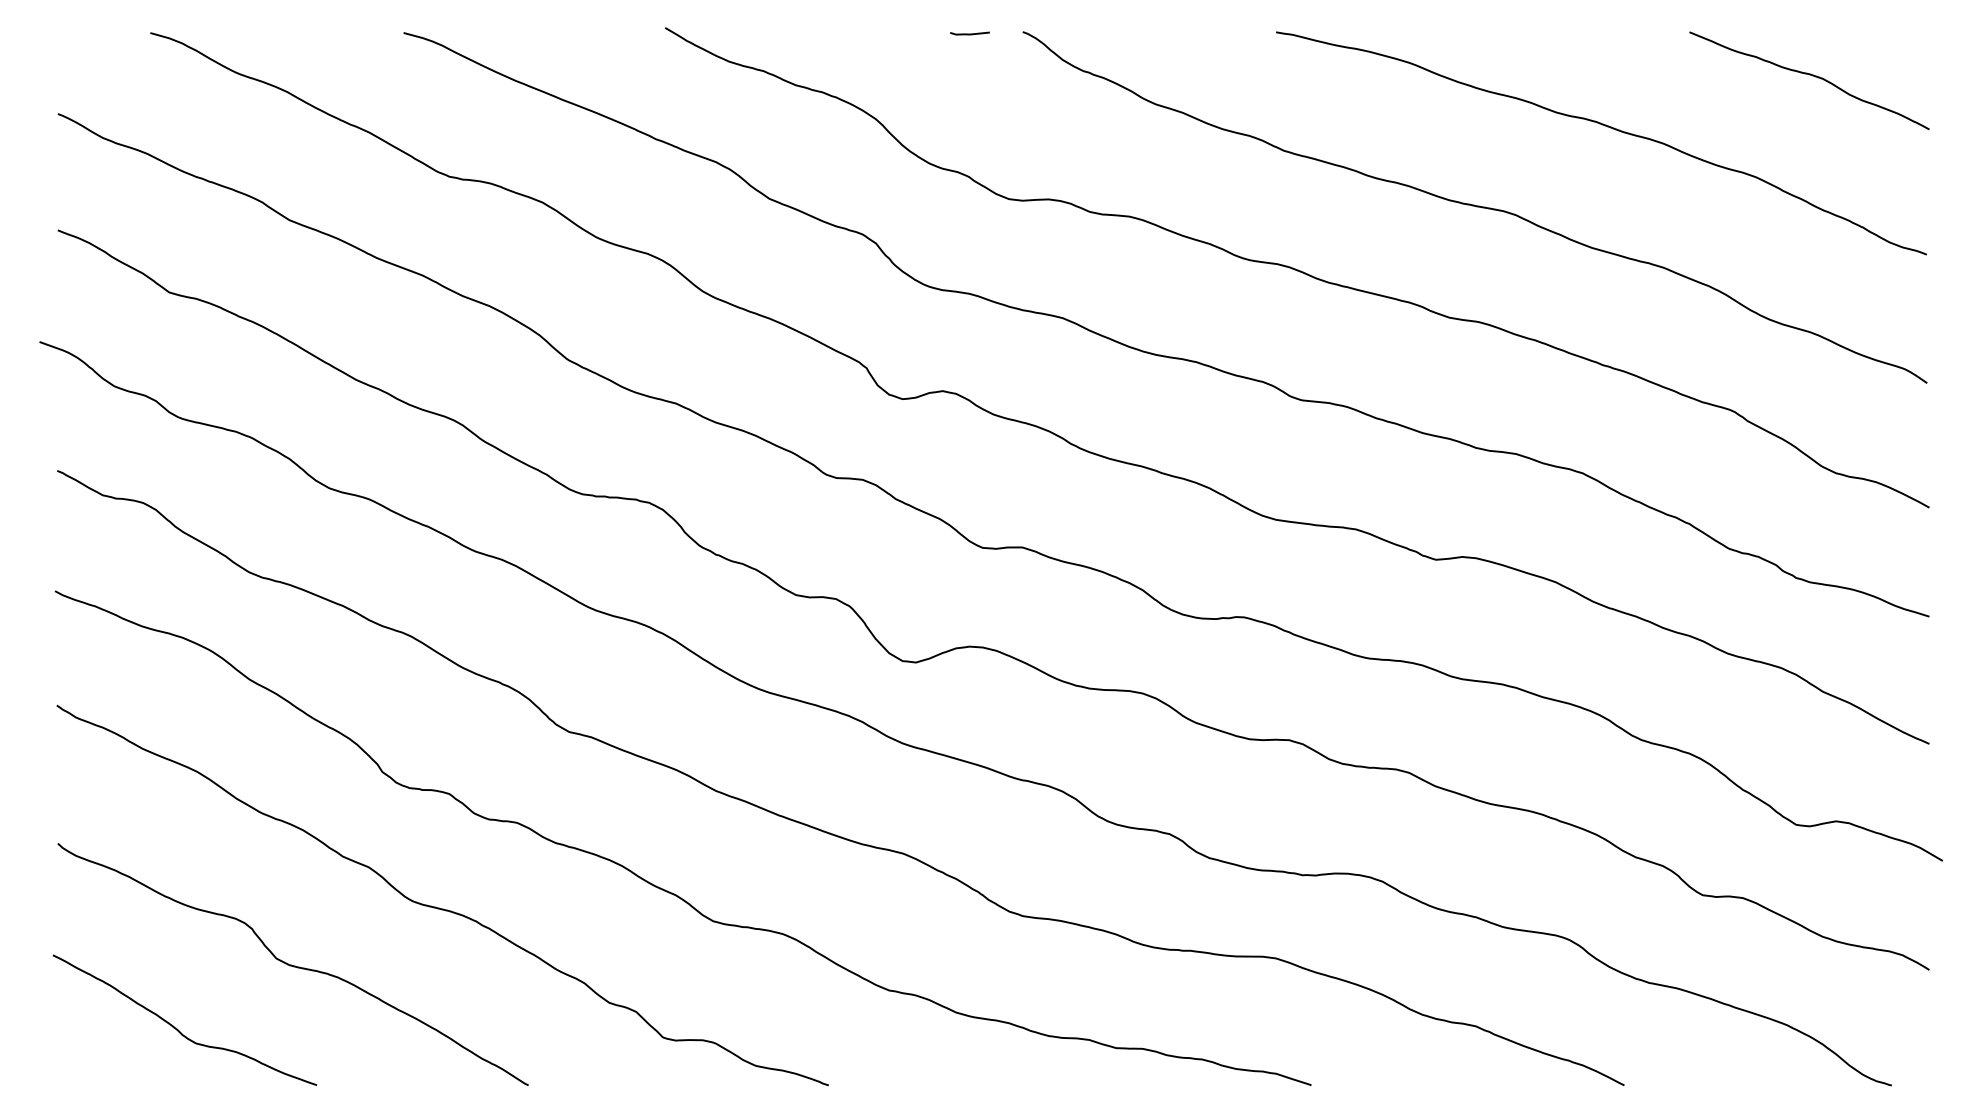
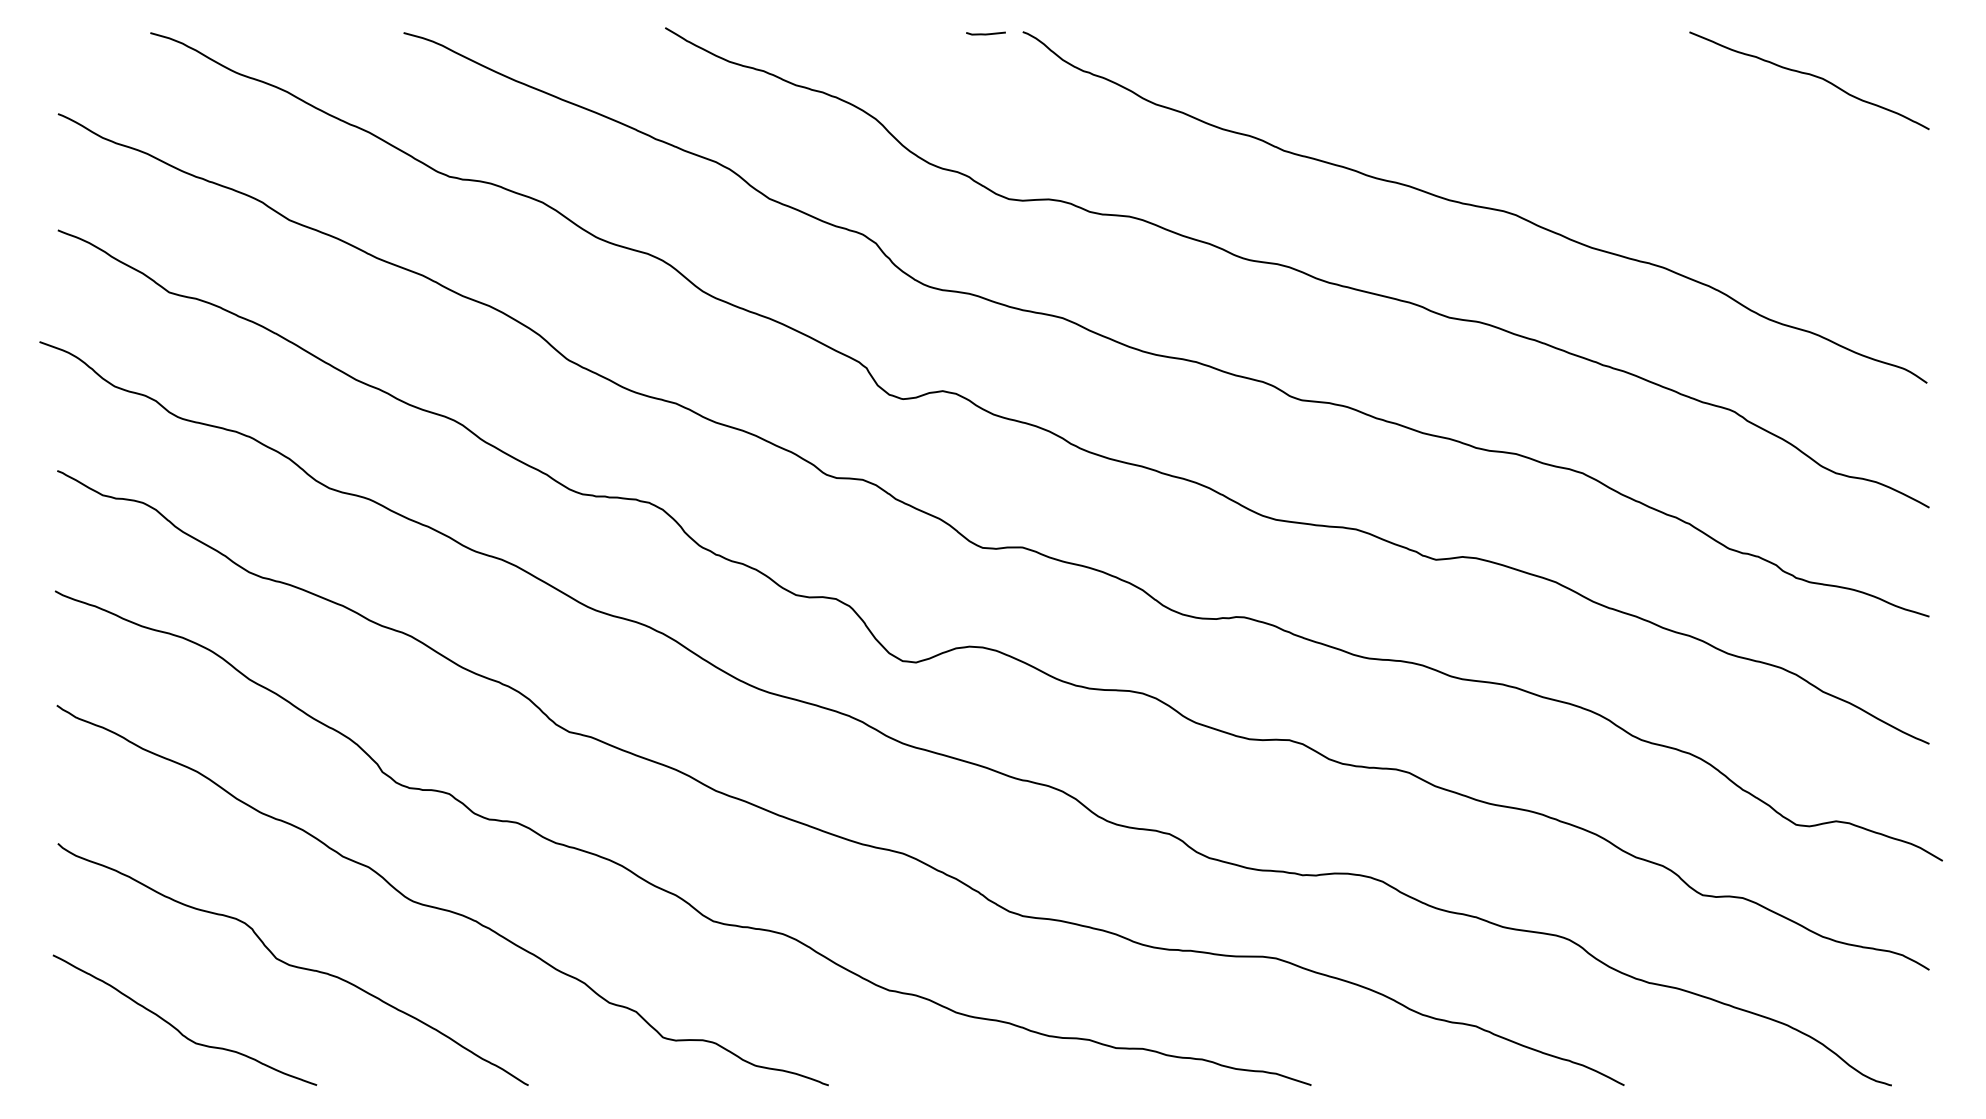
curve position: (969, 33) -> (985, 33) (985, 33)
curve: present -> none (1607, 127)
